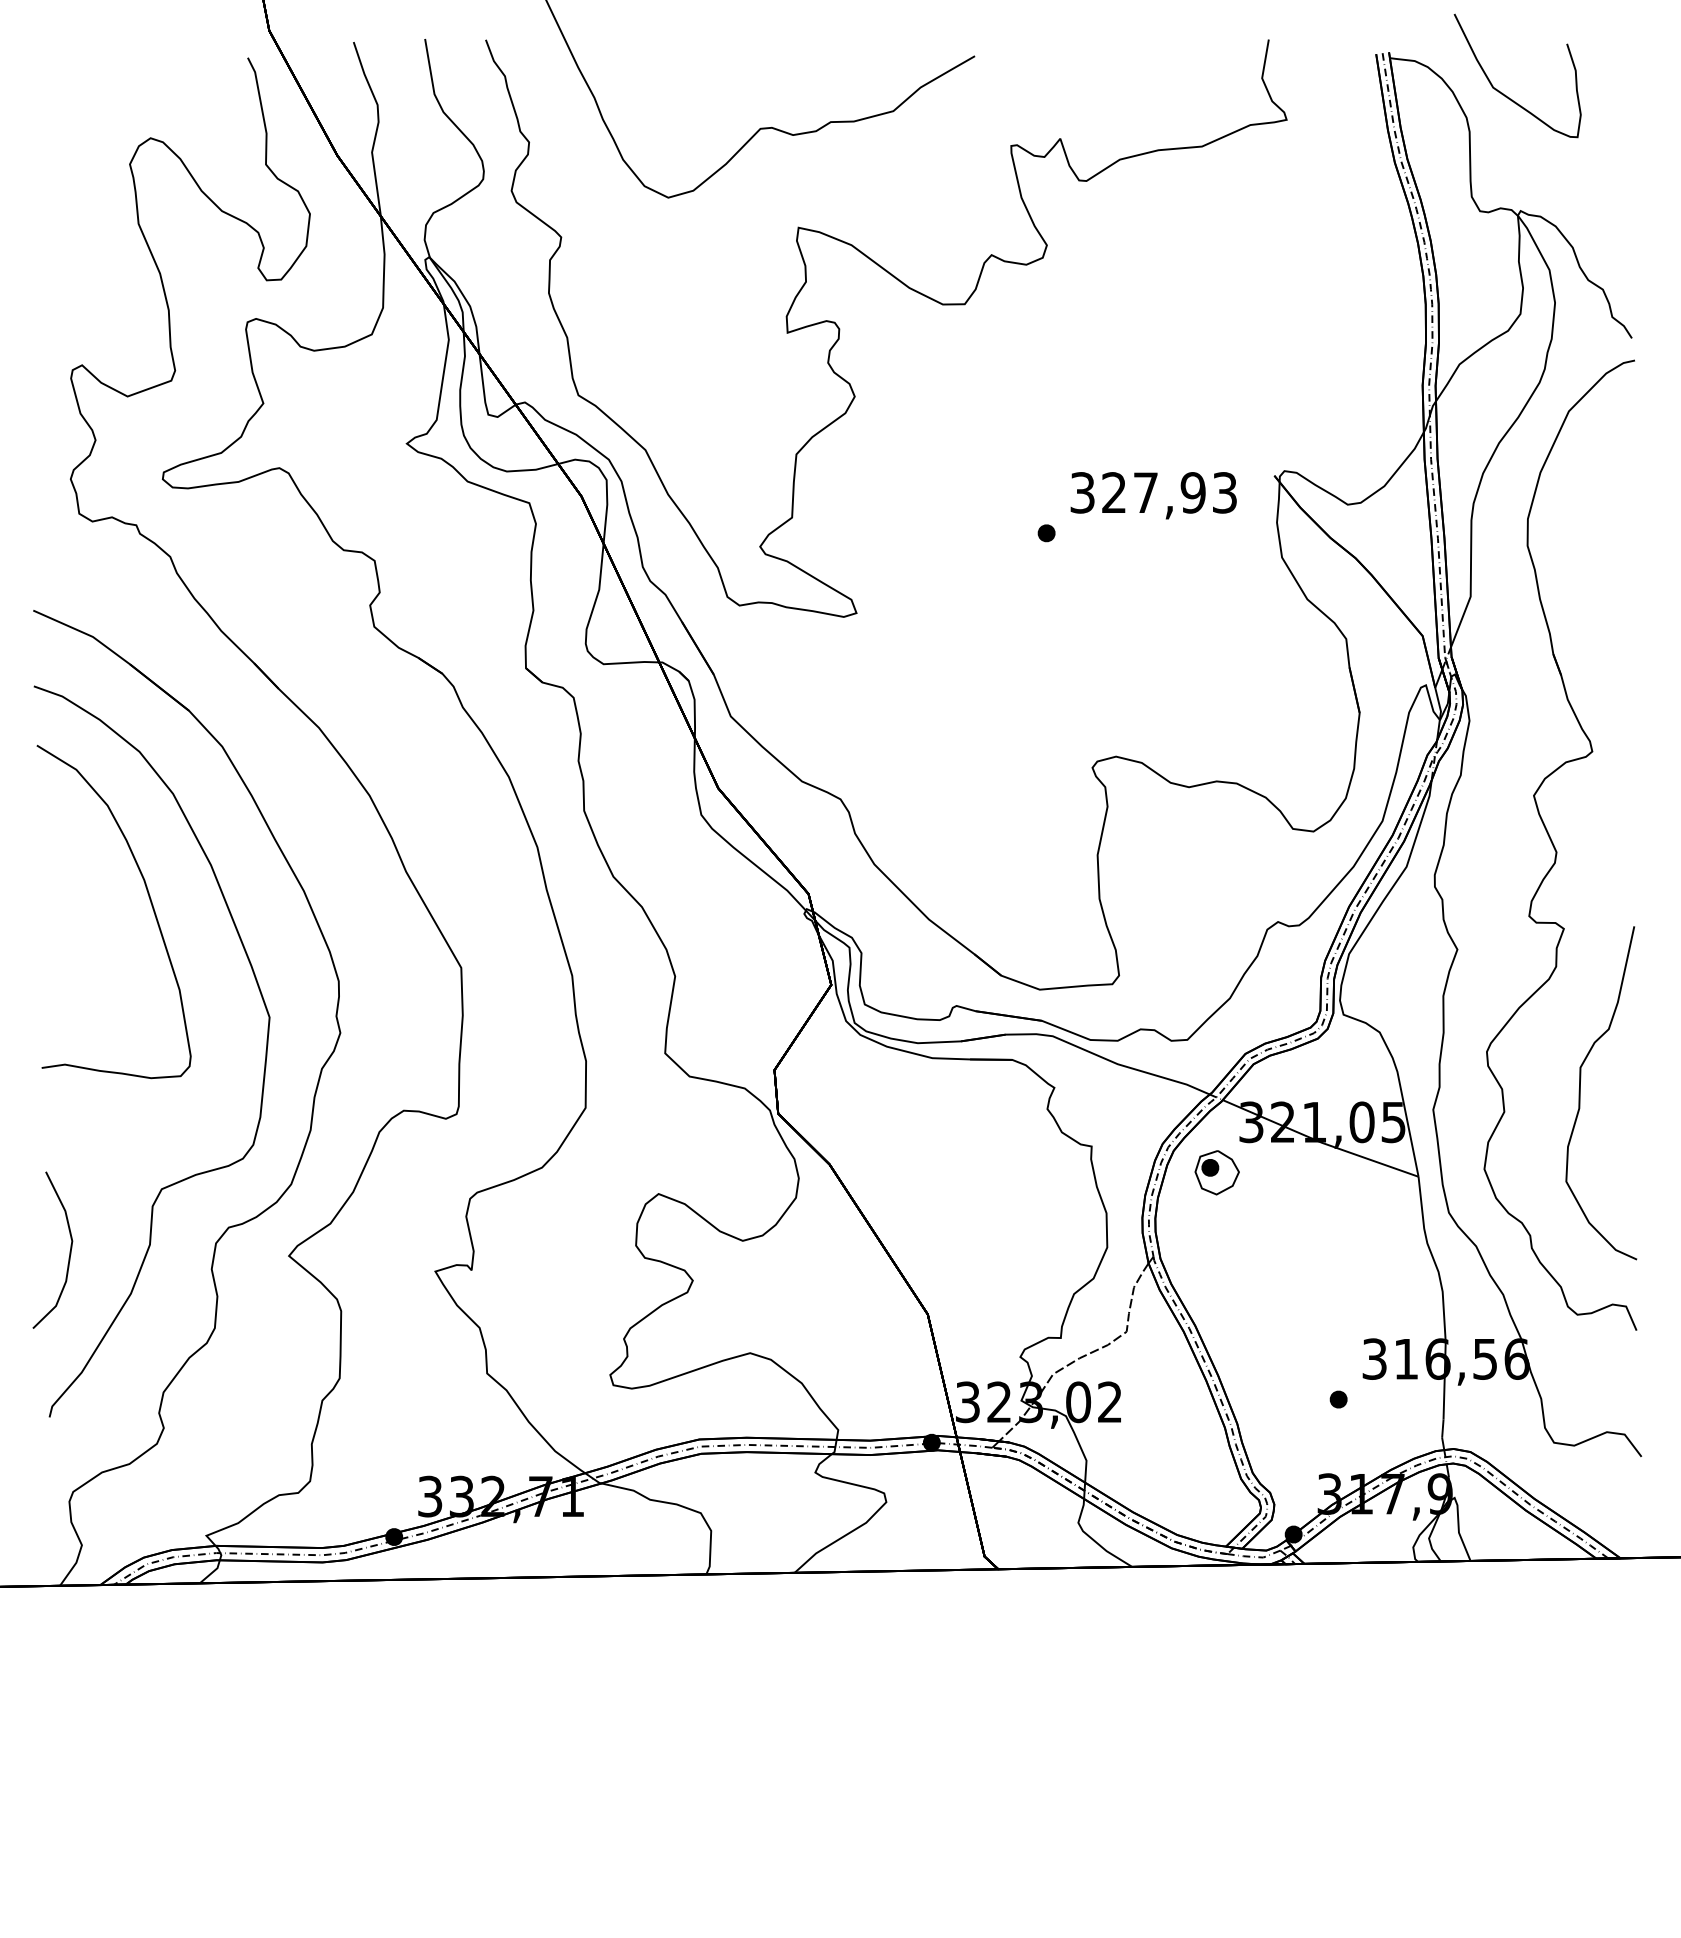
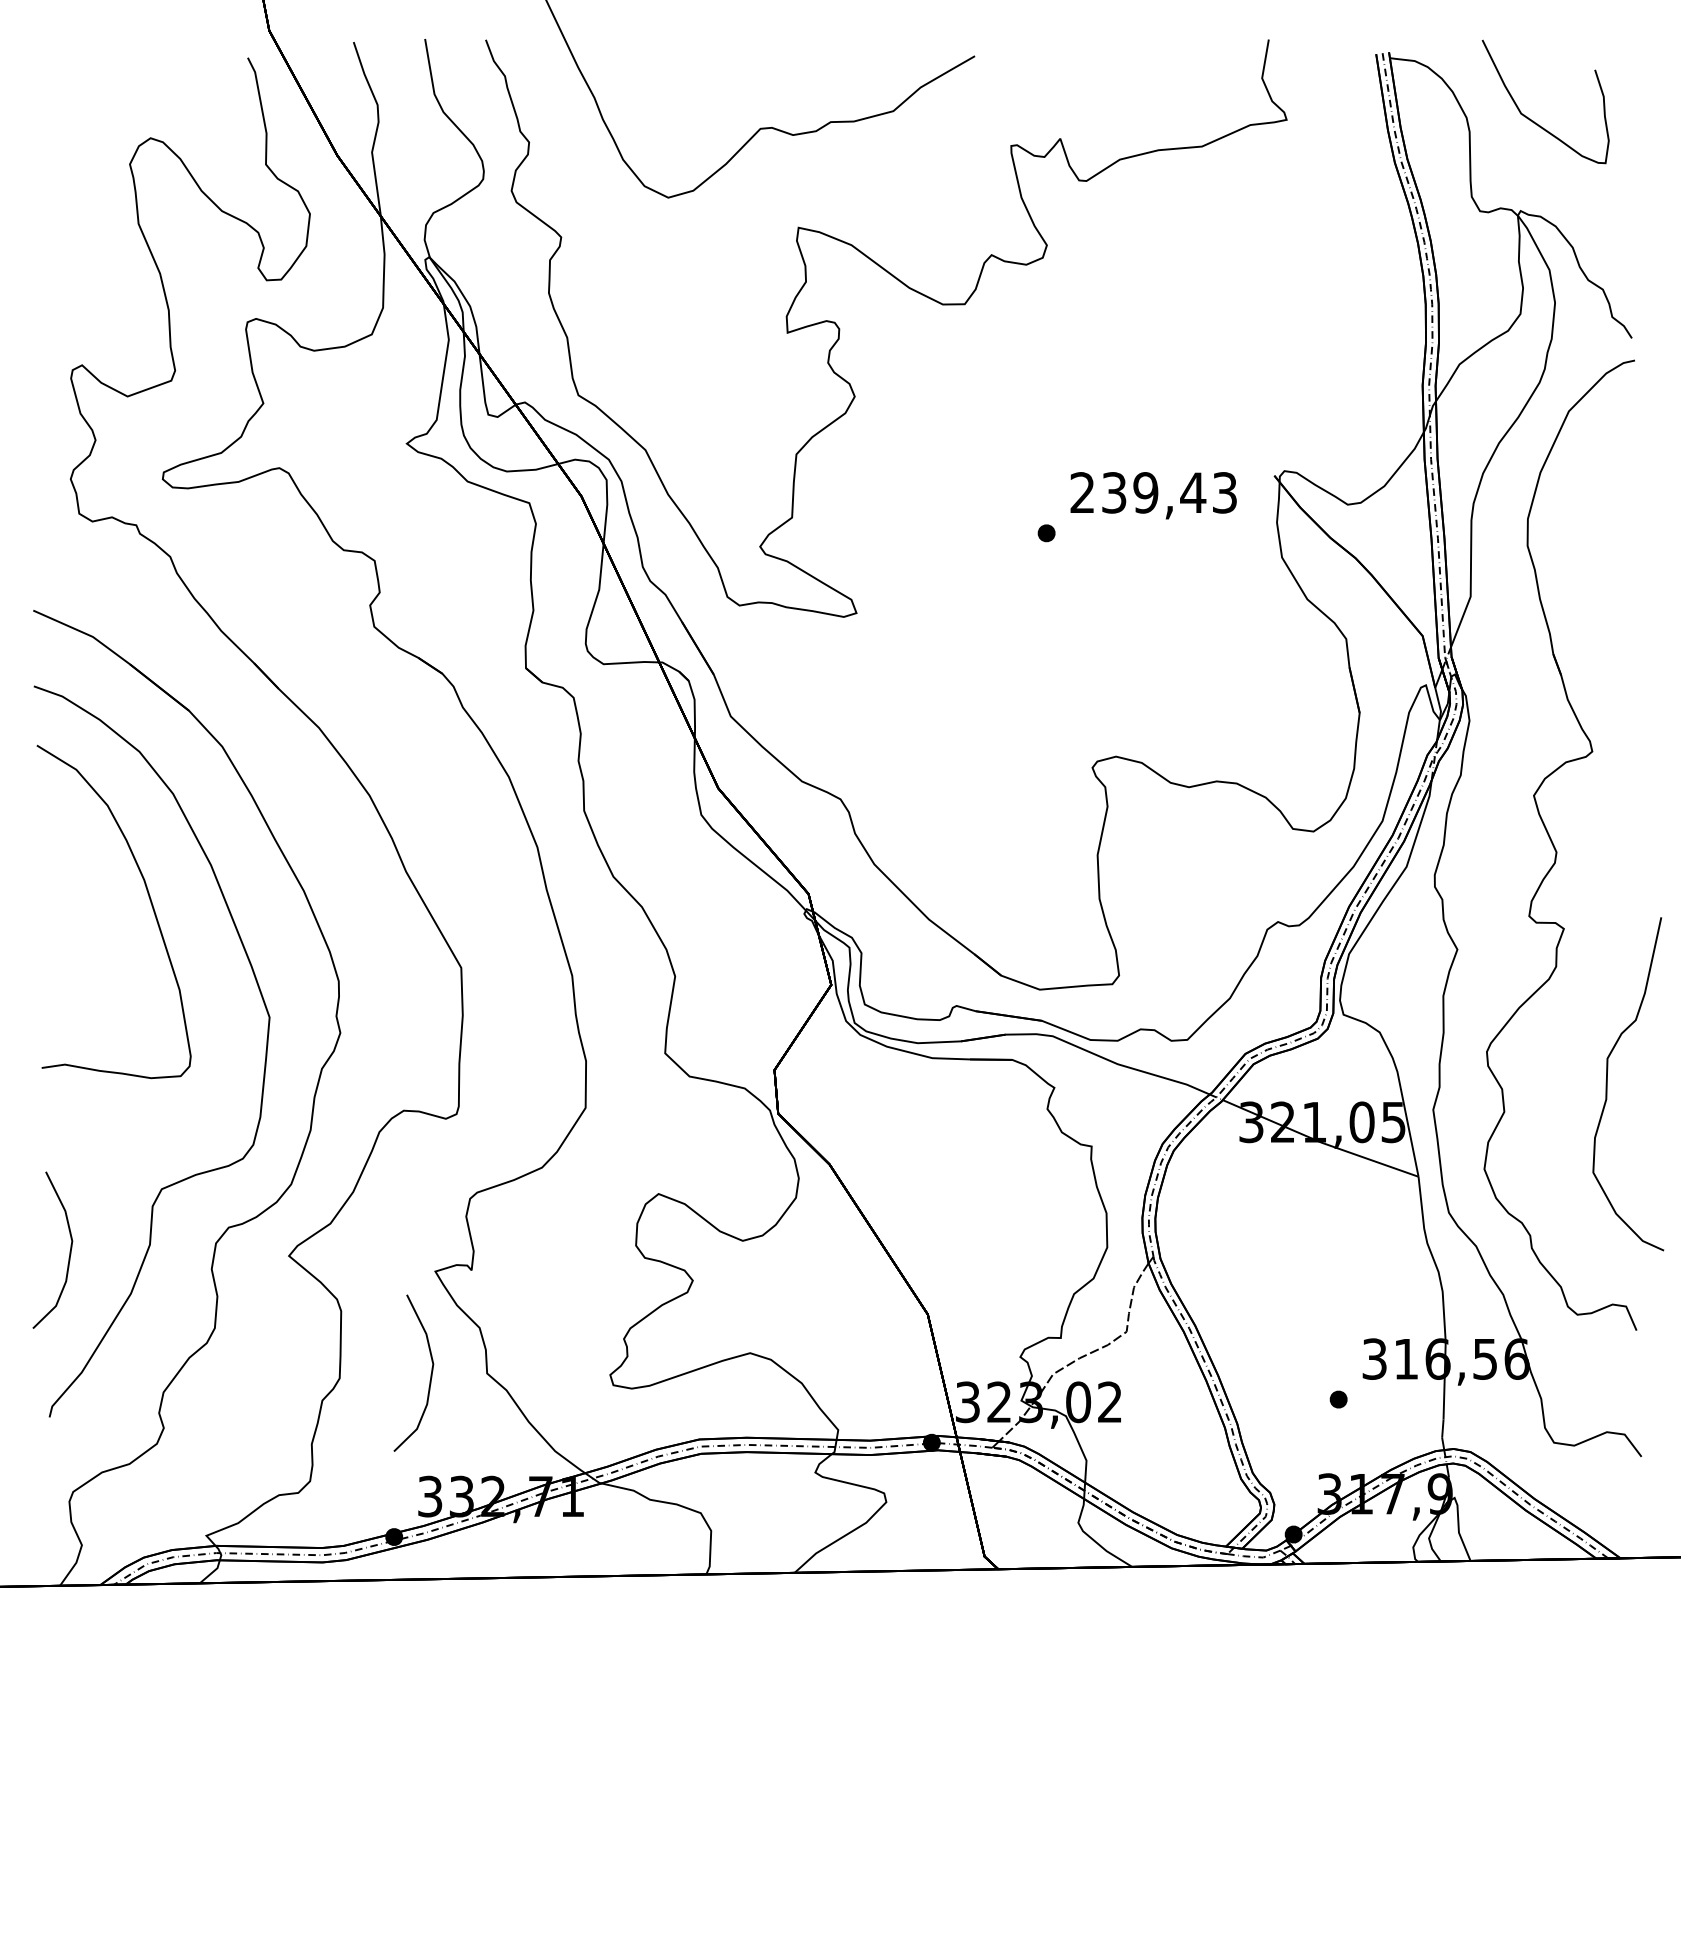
curve position: (1505, 94) -> (1533, 120) (1533, 120)
text: 327,93 -> 239,43 (1138, 492)
curve position: (1580, 1093) -> (1607, 1084) (1607, 1084)
part: present -> none (1216, 1172)
curve: none -> present (430, 1374)
